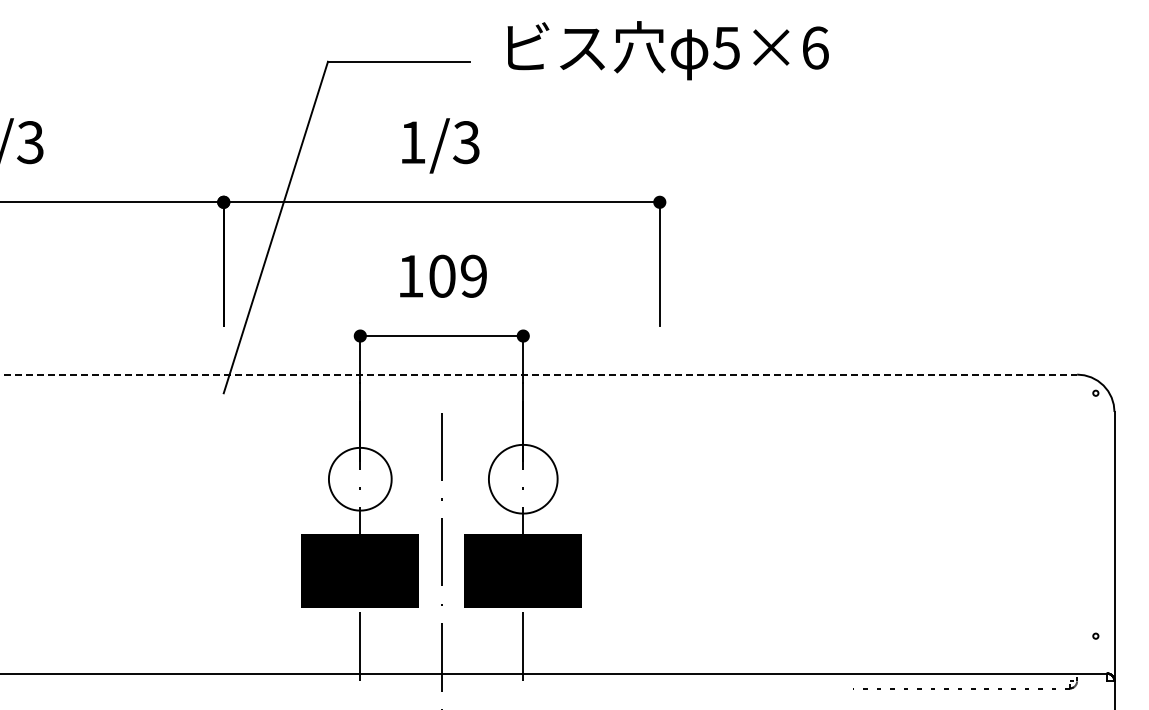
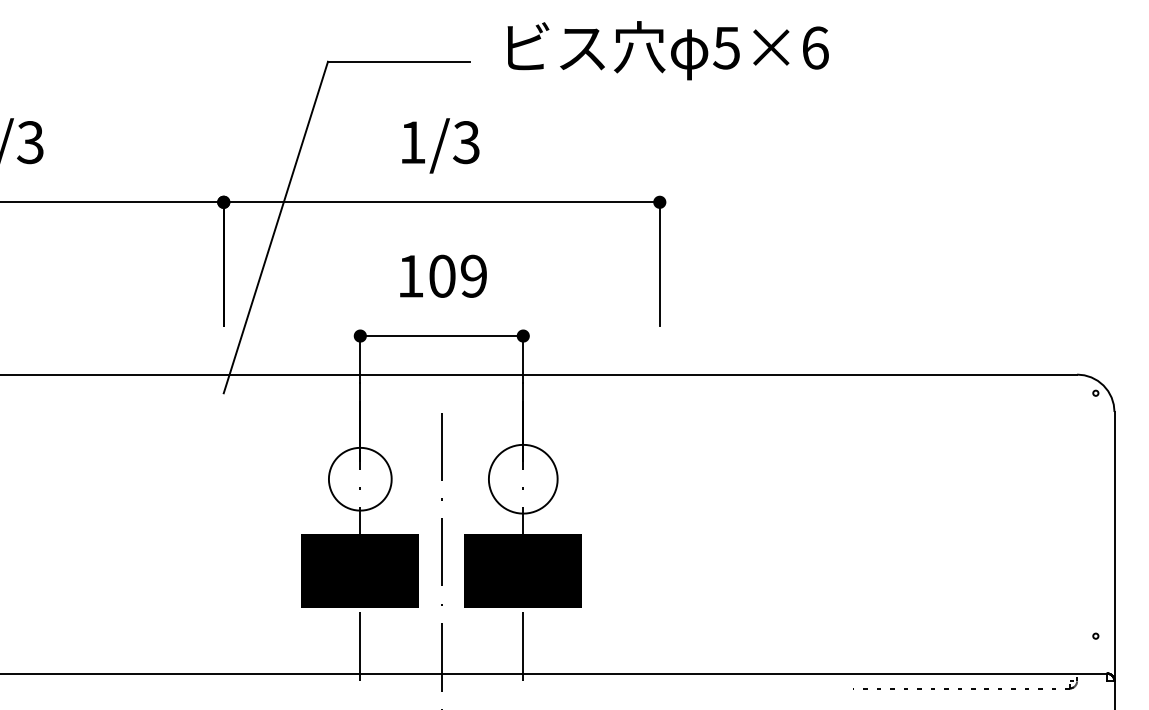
line: dashed -> solid (539, 374)
